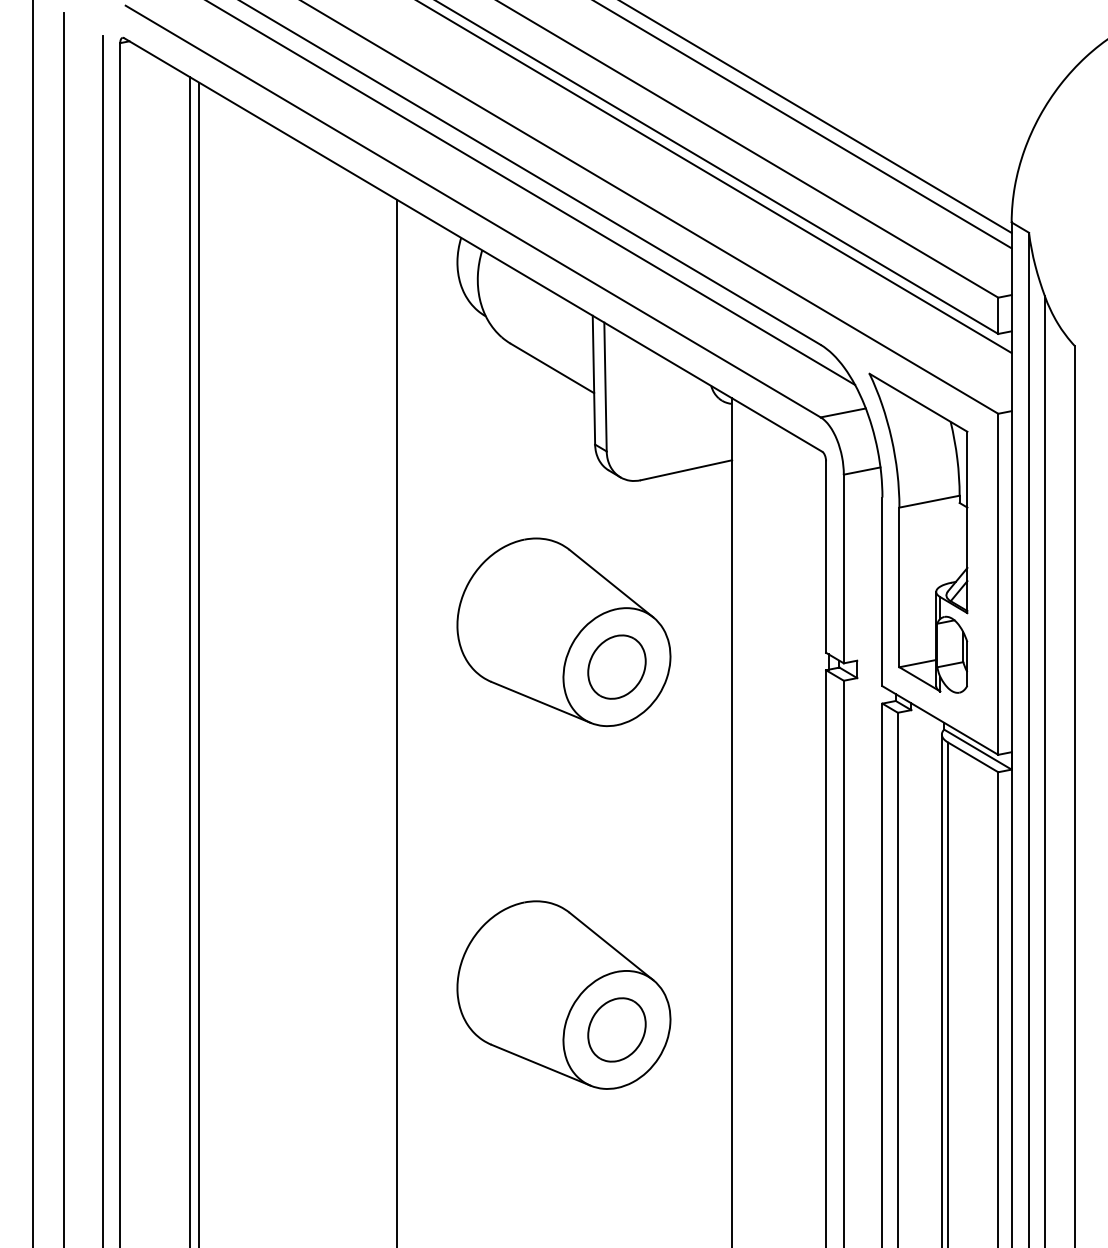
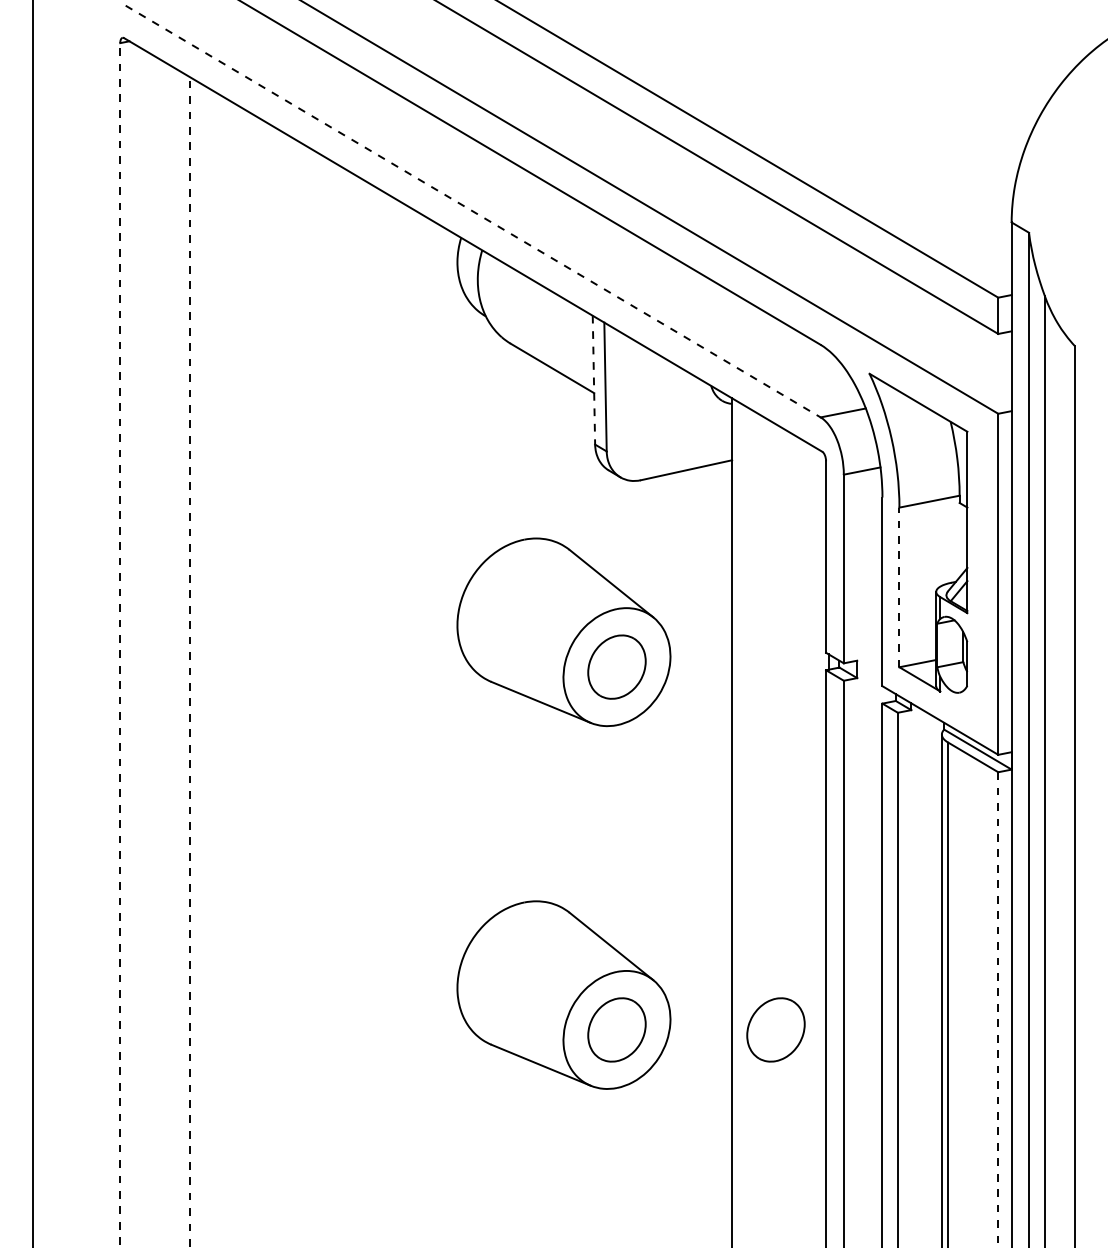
line: present -> none (816, 117)
line: present -> none (803, 125)
line: present -> none (715, 177)
line: present -> none (531, 193)
line: solid -> dashed (473, 211)
line: solid -> dashed (593, 380)
line: solid -> dashed (899, 587)
line: present -> none (63, 628)
line: present -> none (102, 639)
line: solid -> dashed (120, 645)
line: solid -> dashed (189, 662)
line: present -> none (199, 663)
line: present -> none (397, 721)
line: solid -> dashed (998, 1010)
part: none -> present (775, 1029)
